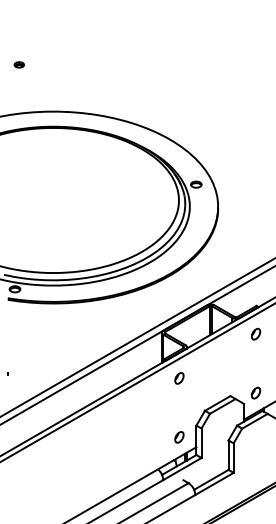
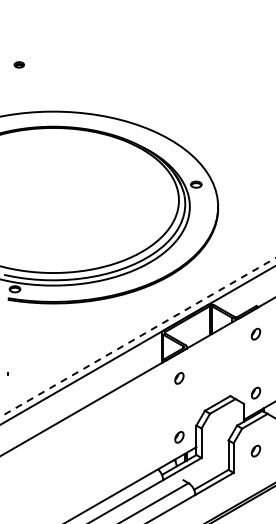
line: solid -> dashed (137, 337)
line: present -> none (137, 383)
part: none -> present (255, 450)
